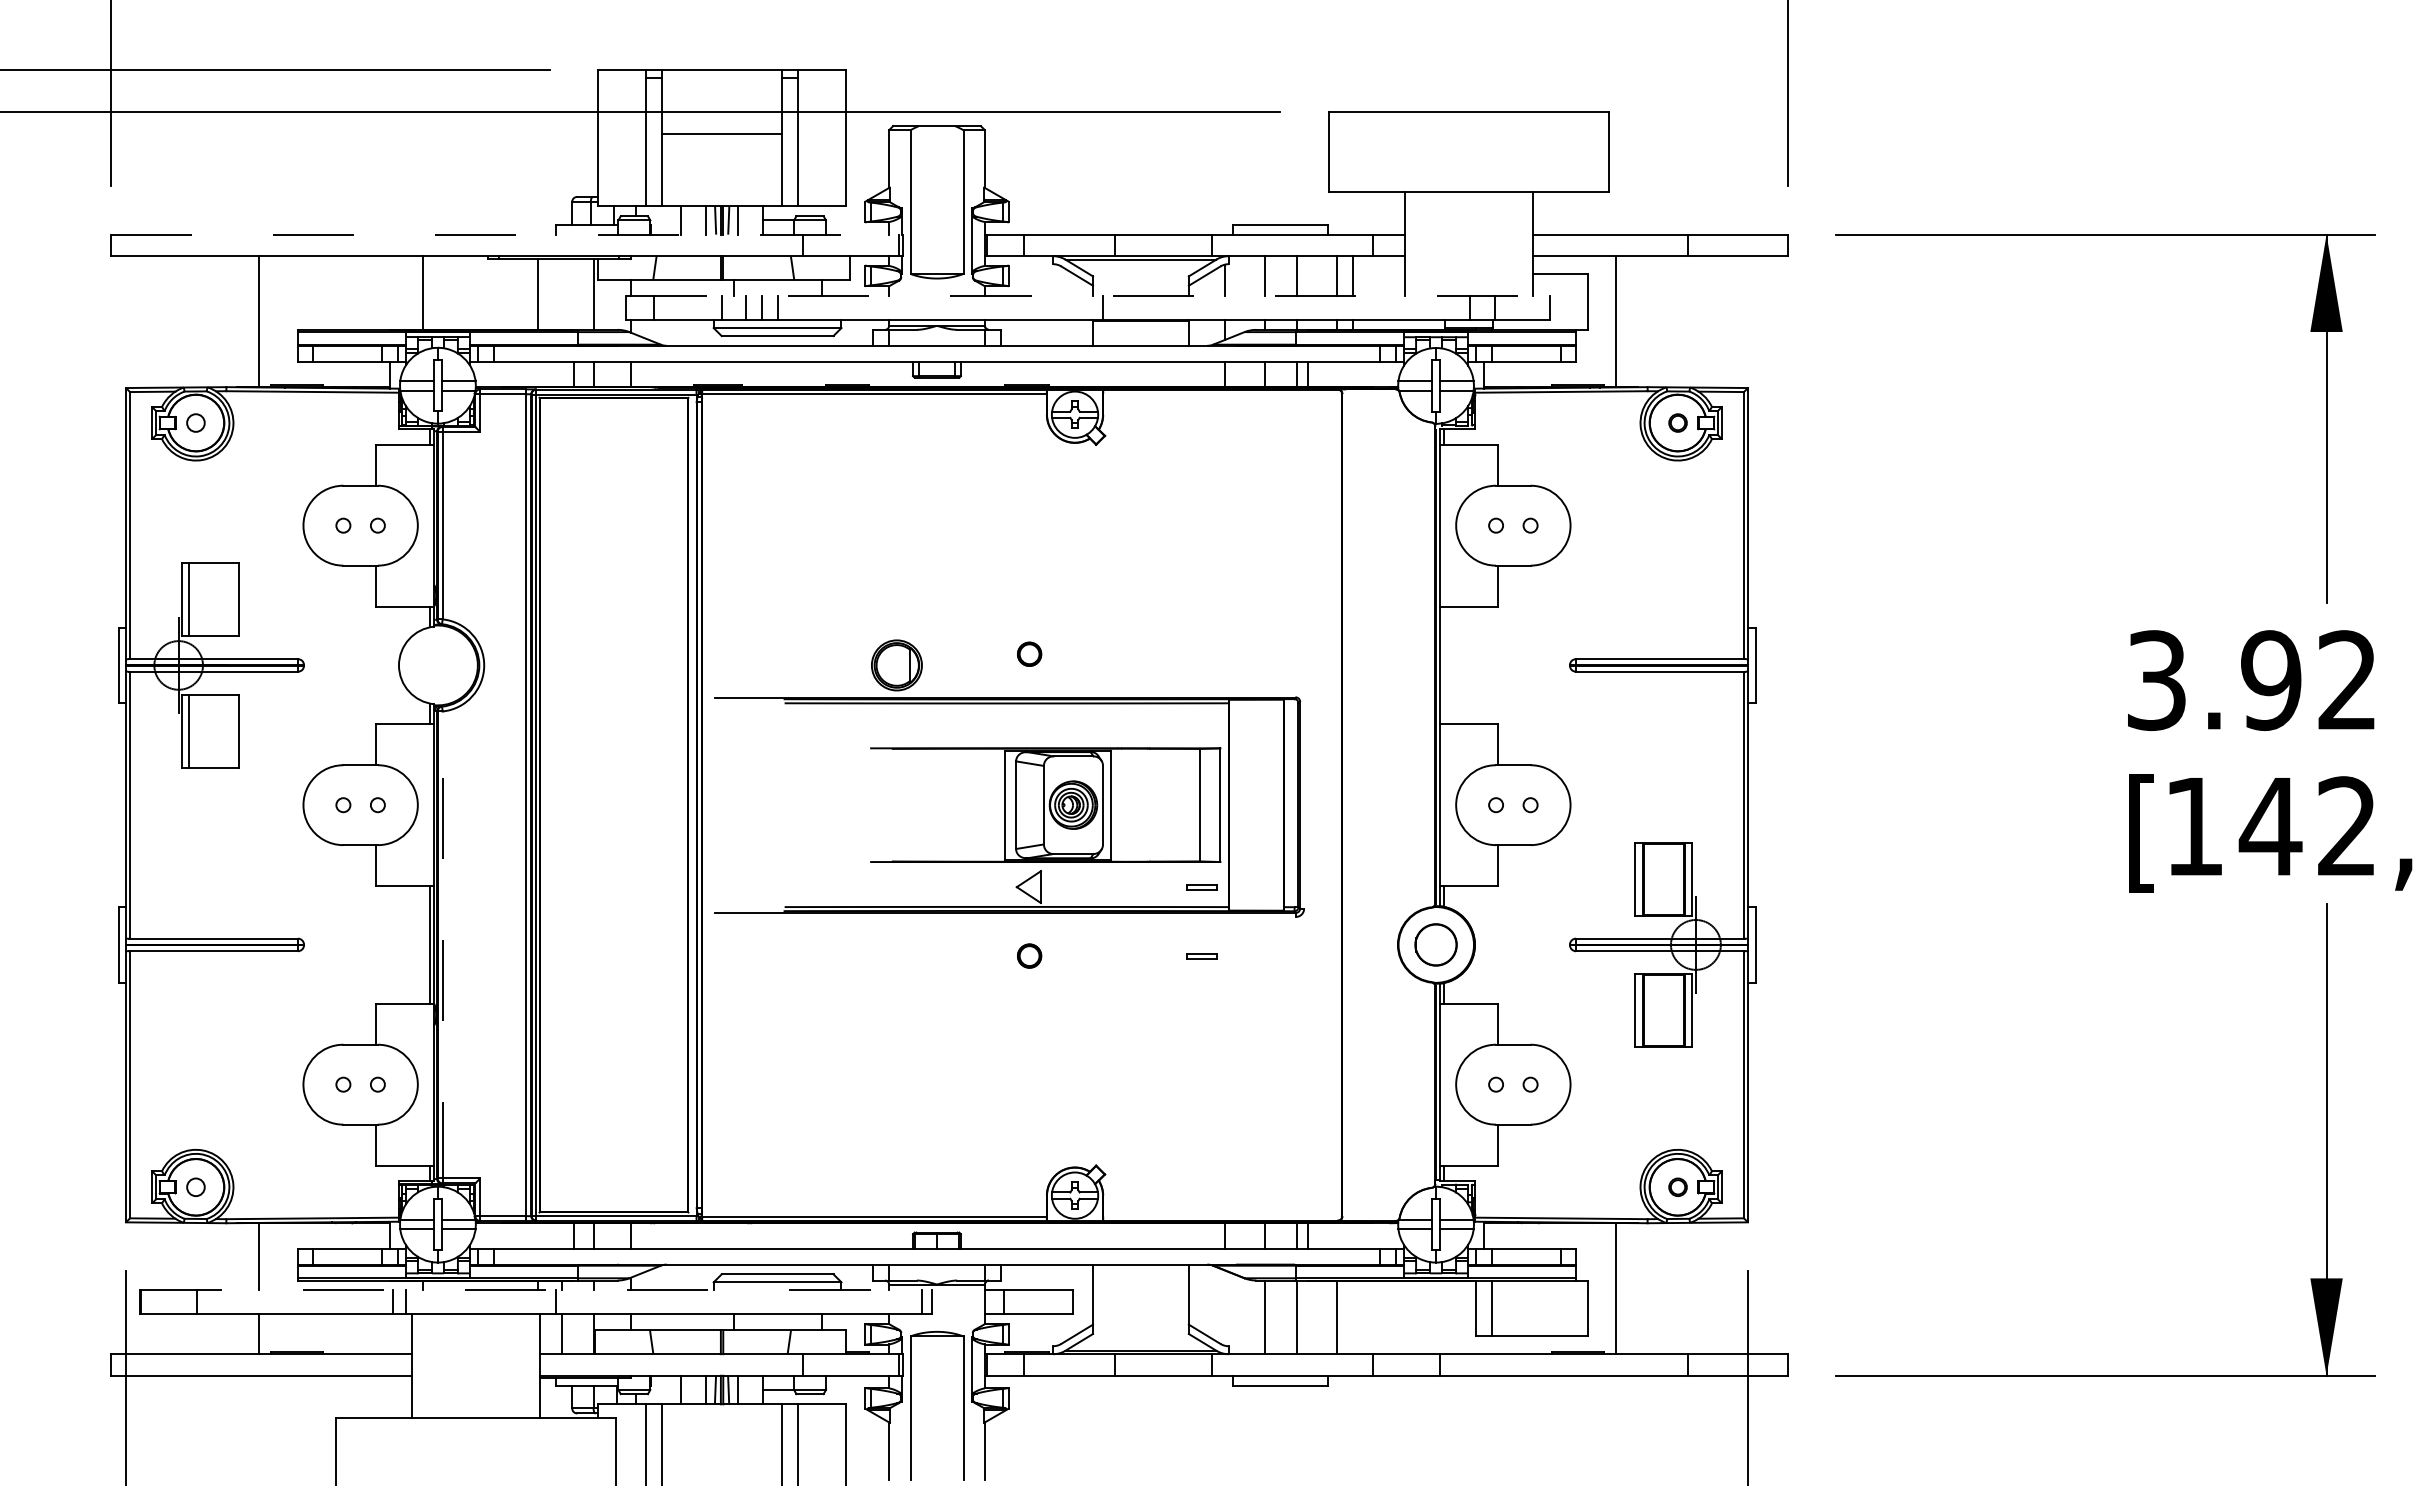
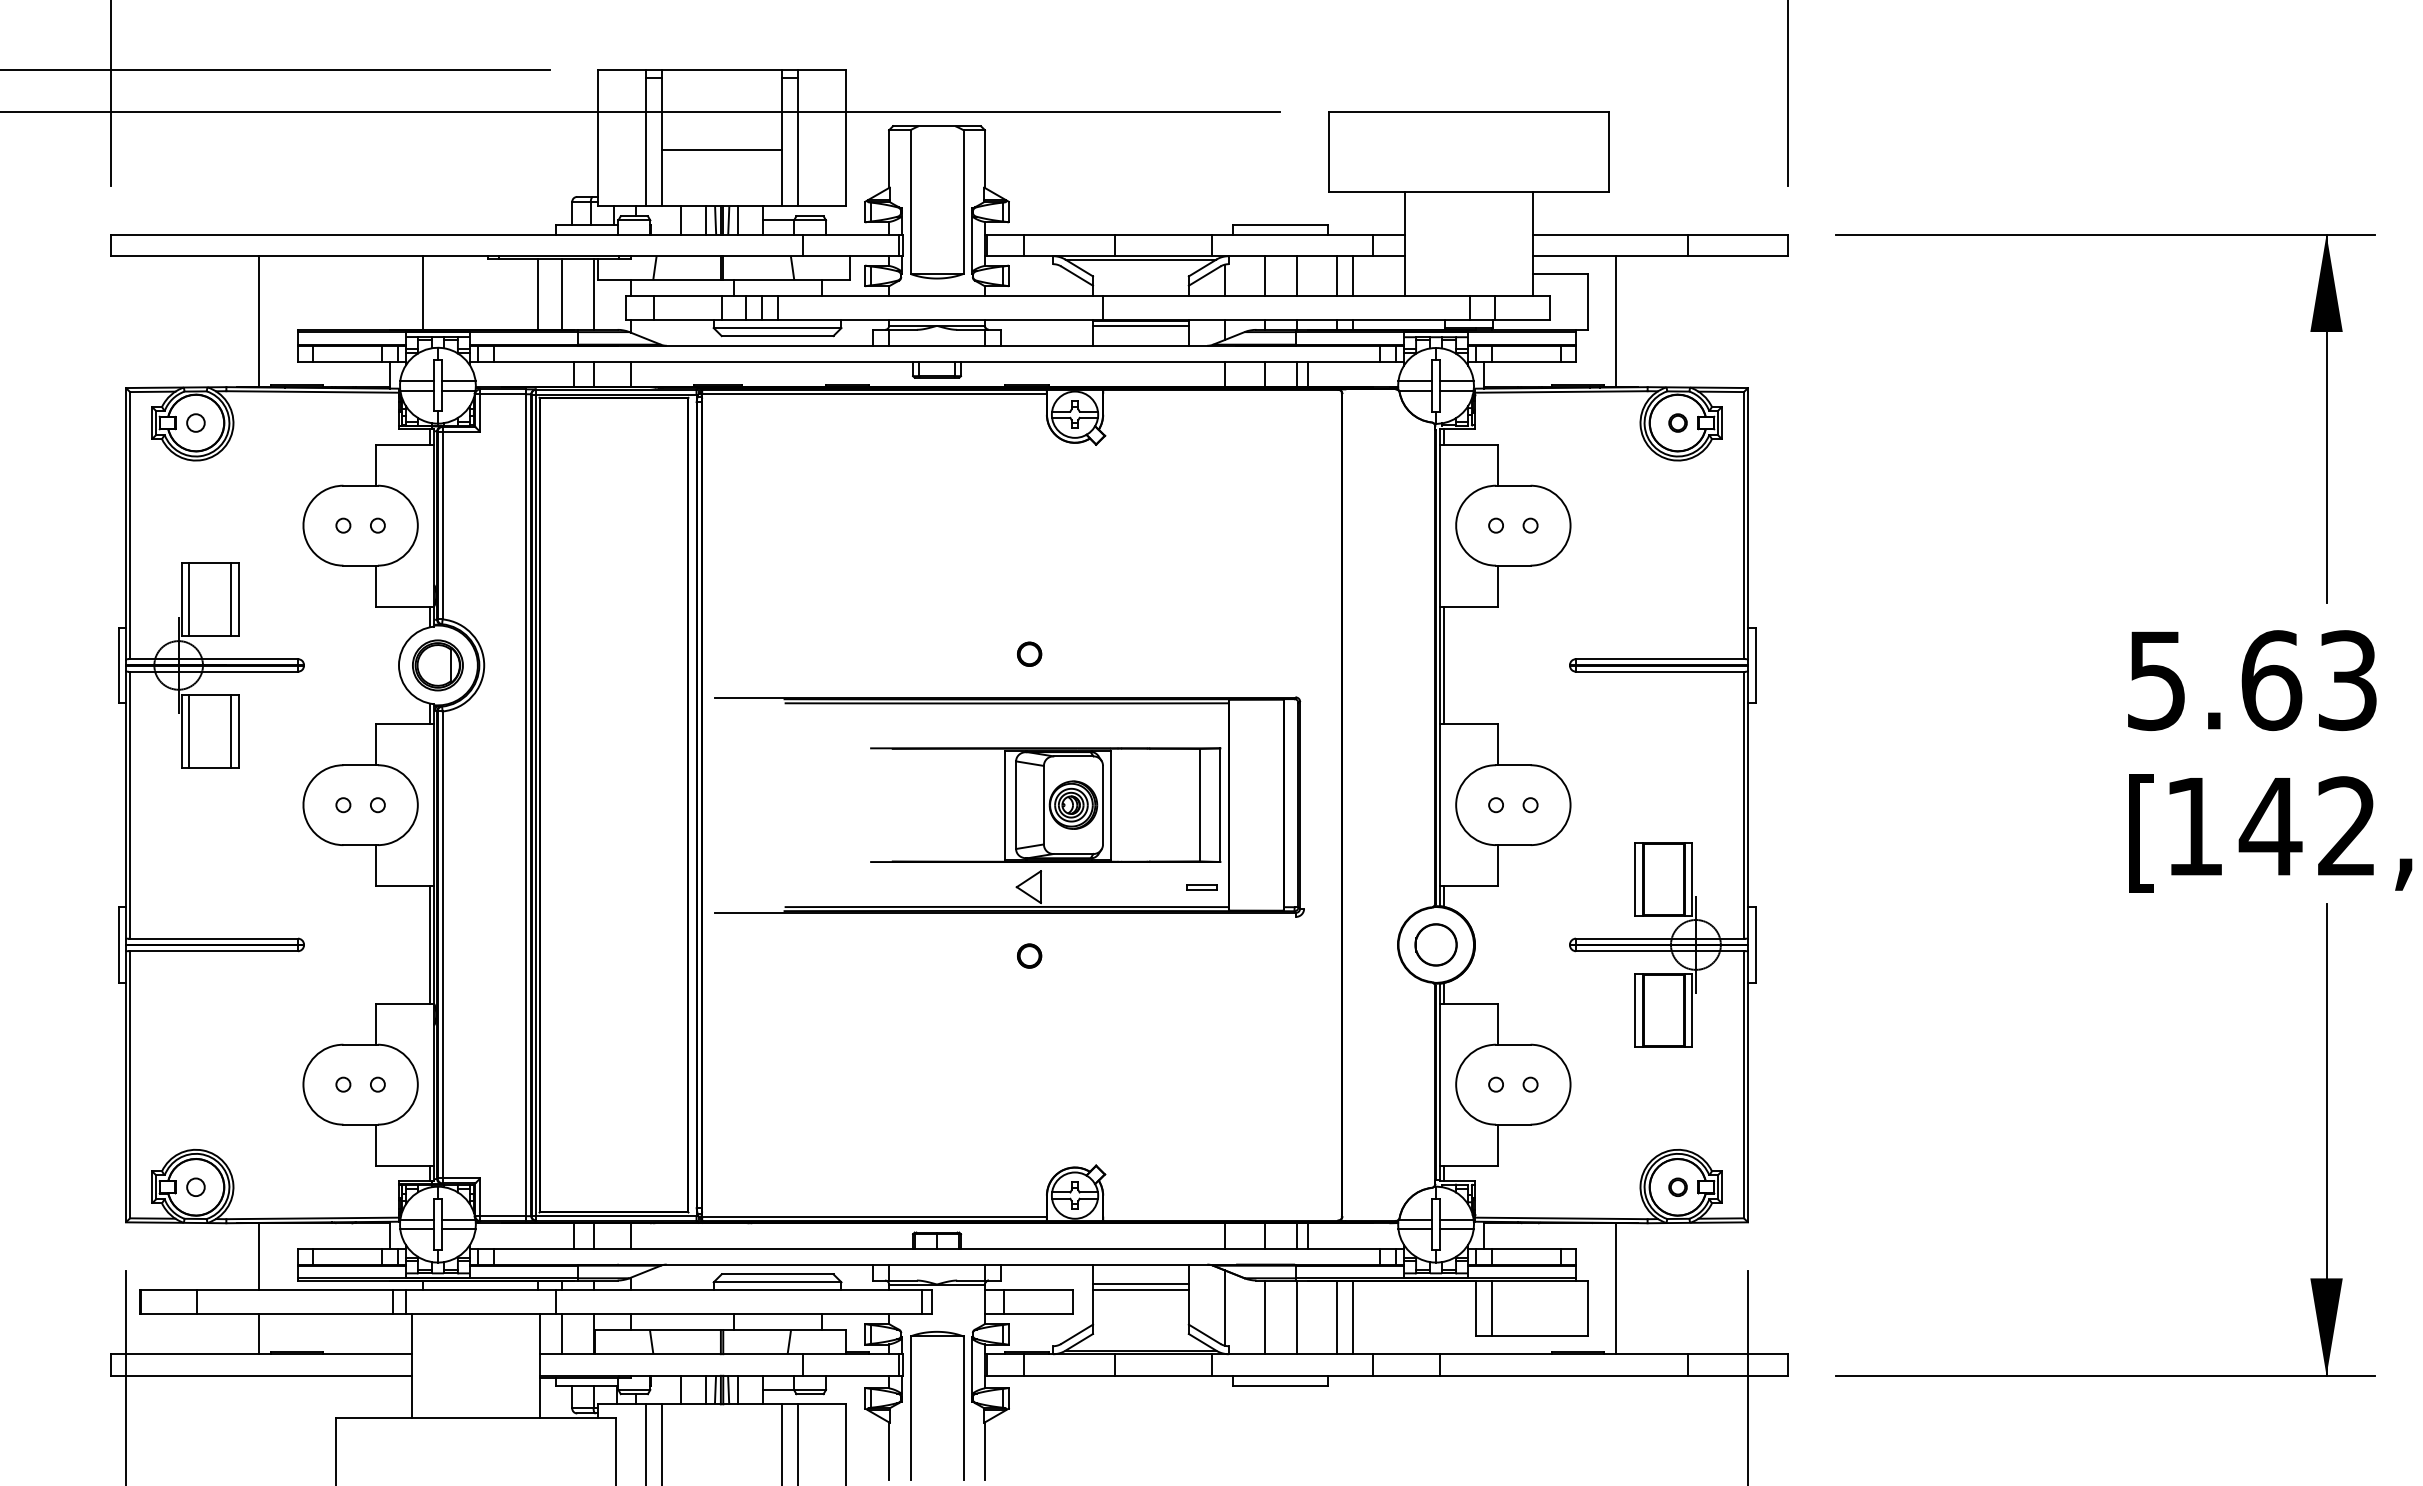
line position: (722, 134) -> (722, 150) (722, 150)
line: dashed -> solid (507, 234)
line: none -> present (561, 293)
line: dashed -> solid (1088, 296)
line: none -> present (1140, 326)
line: none -> present (231, 599)
part position: (896, 665) -> (437, 665) (437, 665)
line: none -> present (1443, 665)
text: 3.92 -> 5.63 (2252, 680)
line: none -> present (231, 730)
line: dashed -> solid (442, 947)
part: present -> none (1201, 956)
line: none -> present (1140, 1283)
line: none -> present (1140, 1289)
line: dashed -> solid (536, 1290)
line: none -> present (1224, 1307)
line: none -> present (1352, 1317)
